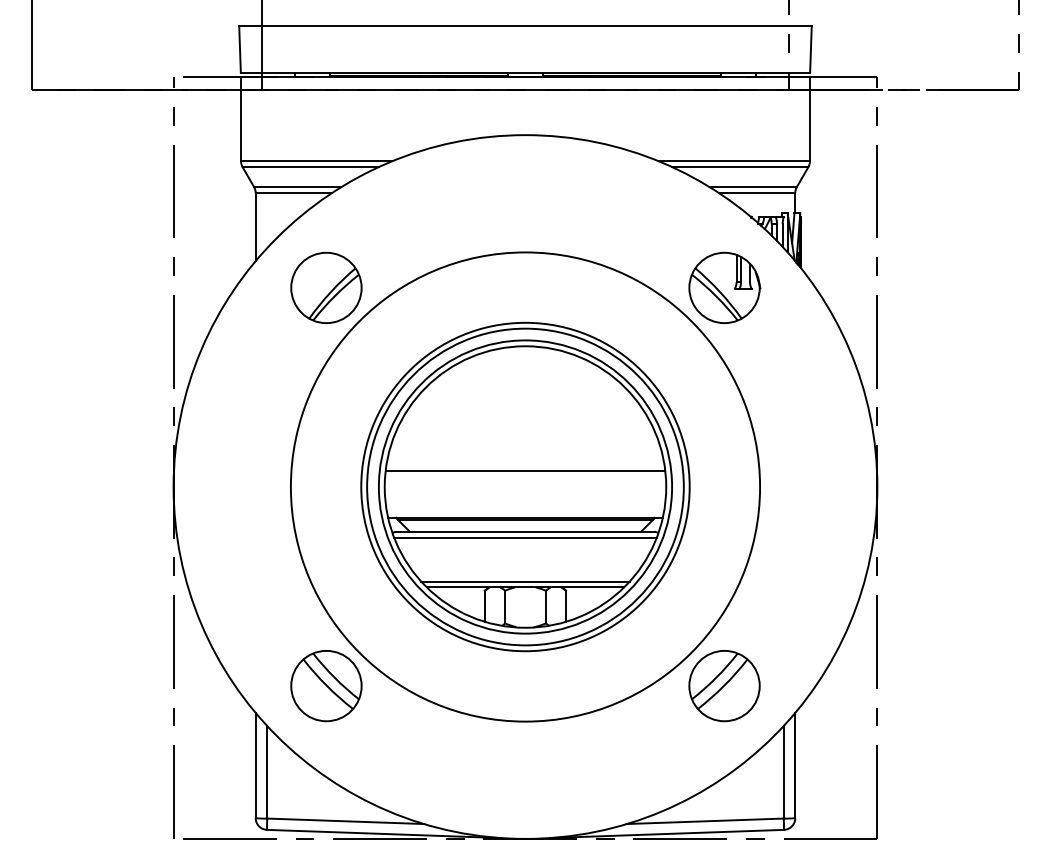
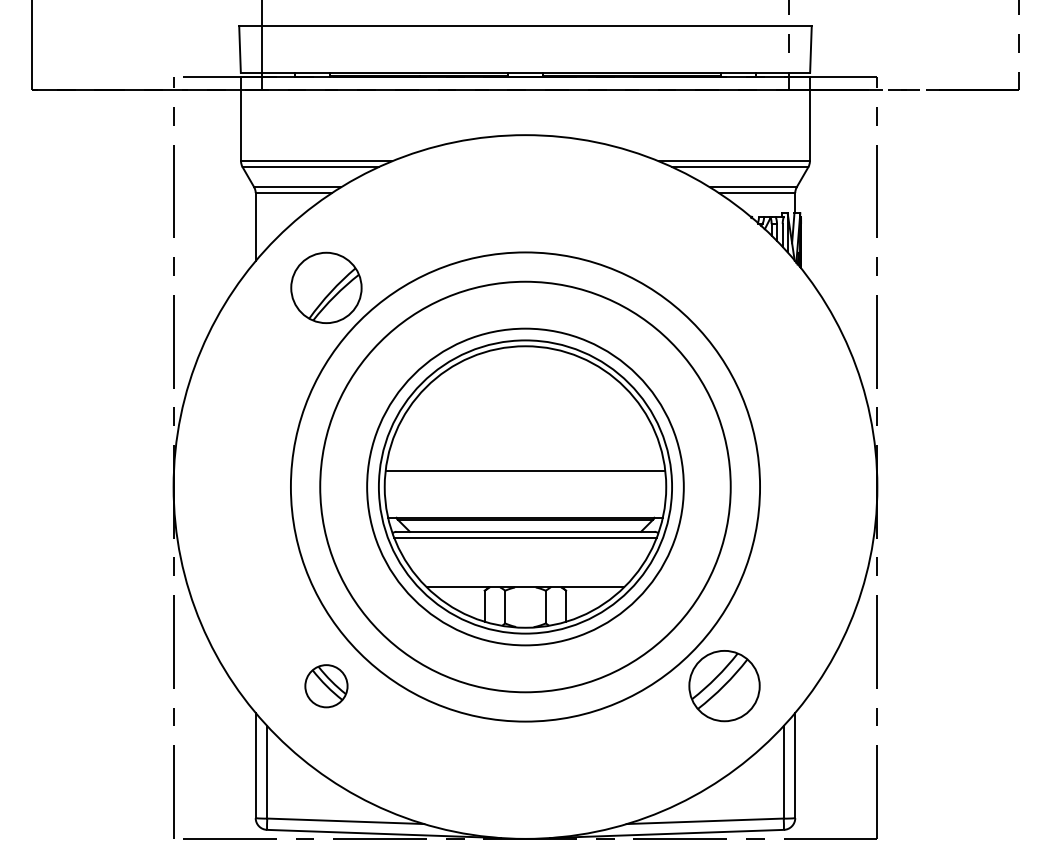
part: present -> none (724, 287)
circle diameter: 328 px -> 411 px (525, 486)
line: present -> none (525, 581)
part size: 73x73 px -> 45x45 px (326, 686)
